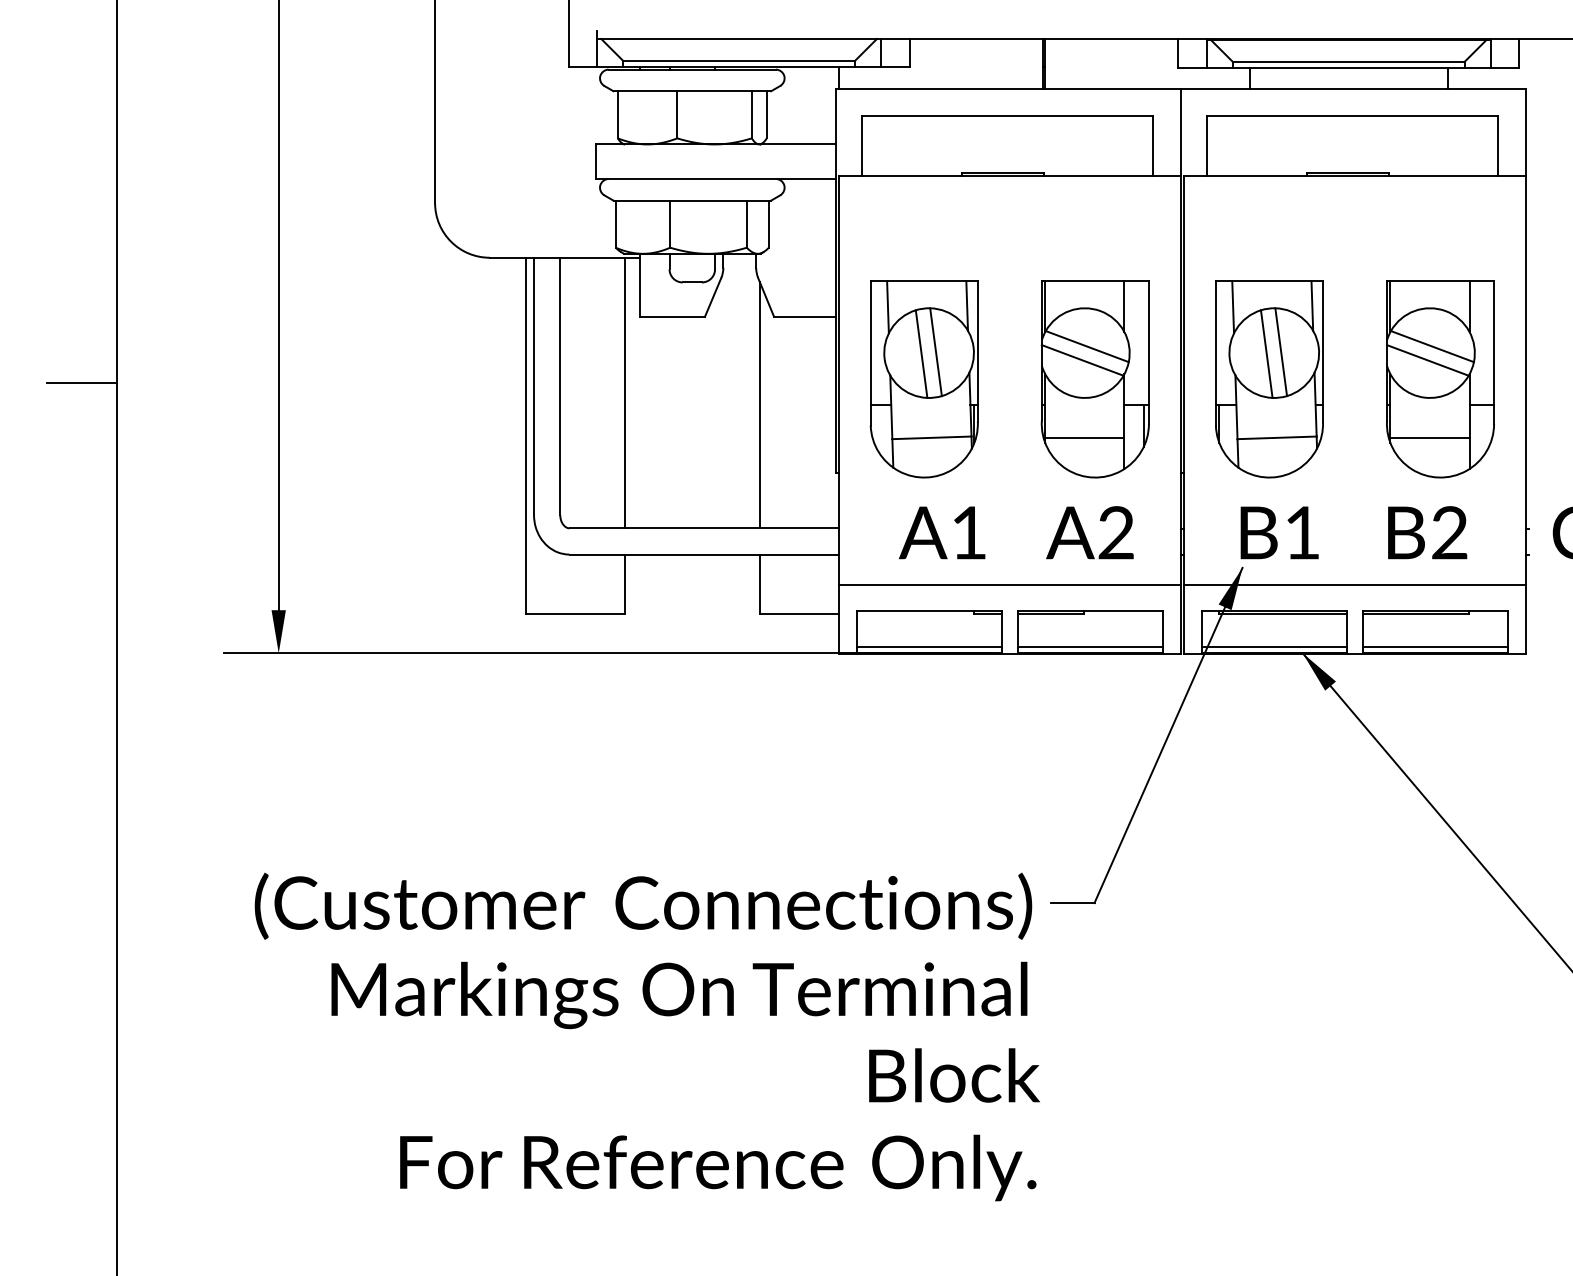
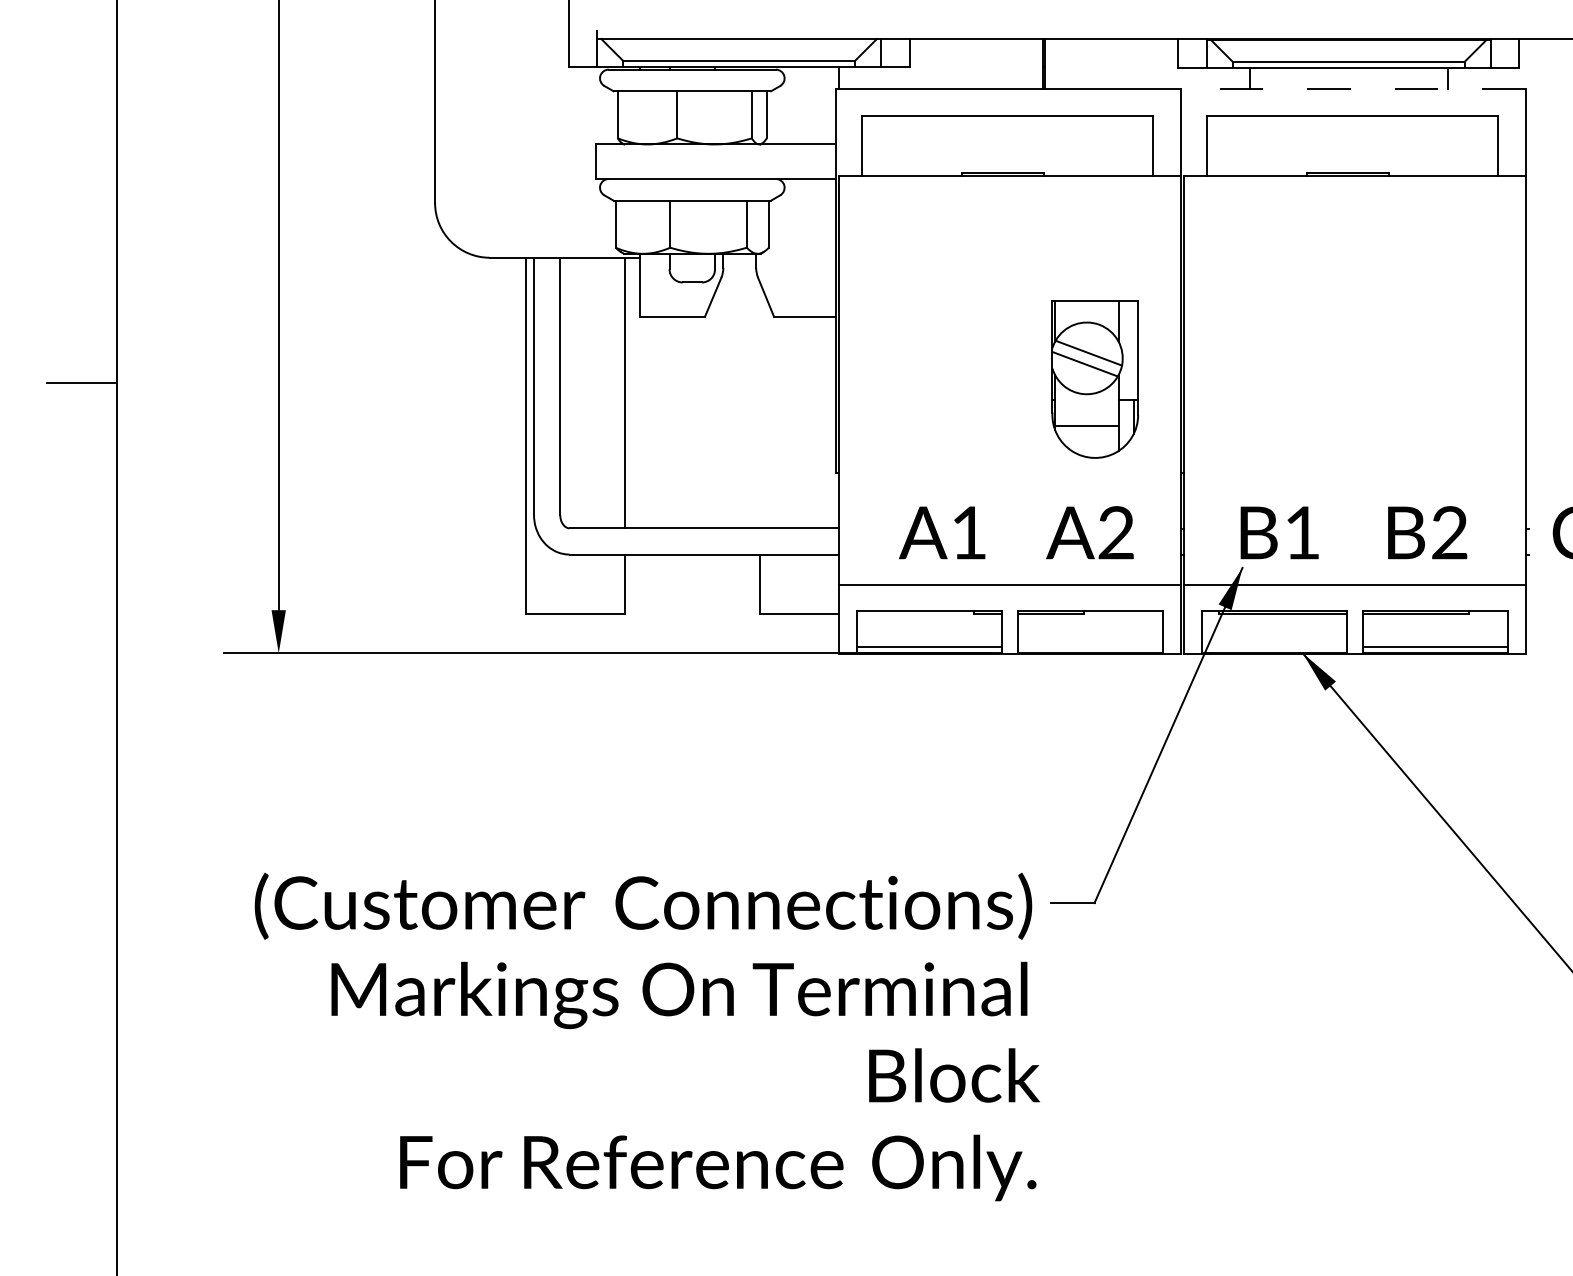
line: solid -> dashed (1353, 89)
part: present -> none (923, 379)
part size: 110x199 px -> 88x159 px (1094, 379)
part: present -> none (1269, 379)
part: present -> none (1440, 379)
line: present -> none (759, 405)
line: present -> none (1090, 647)
line: present -> none (1273, 647)
